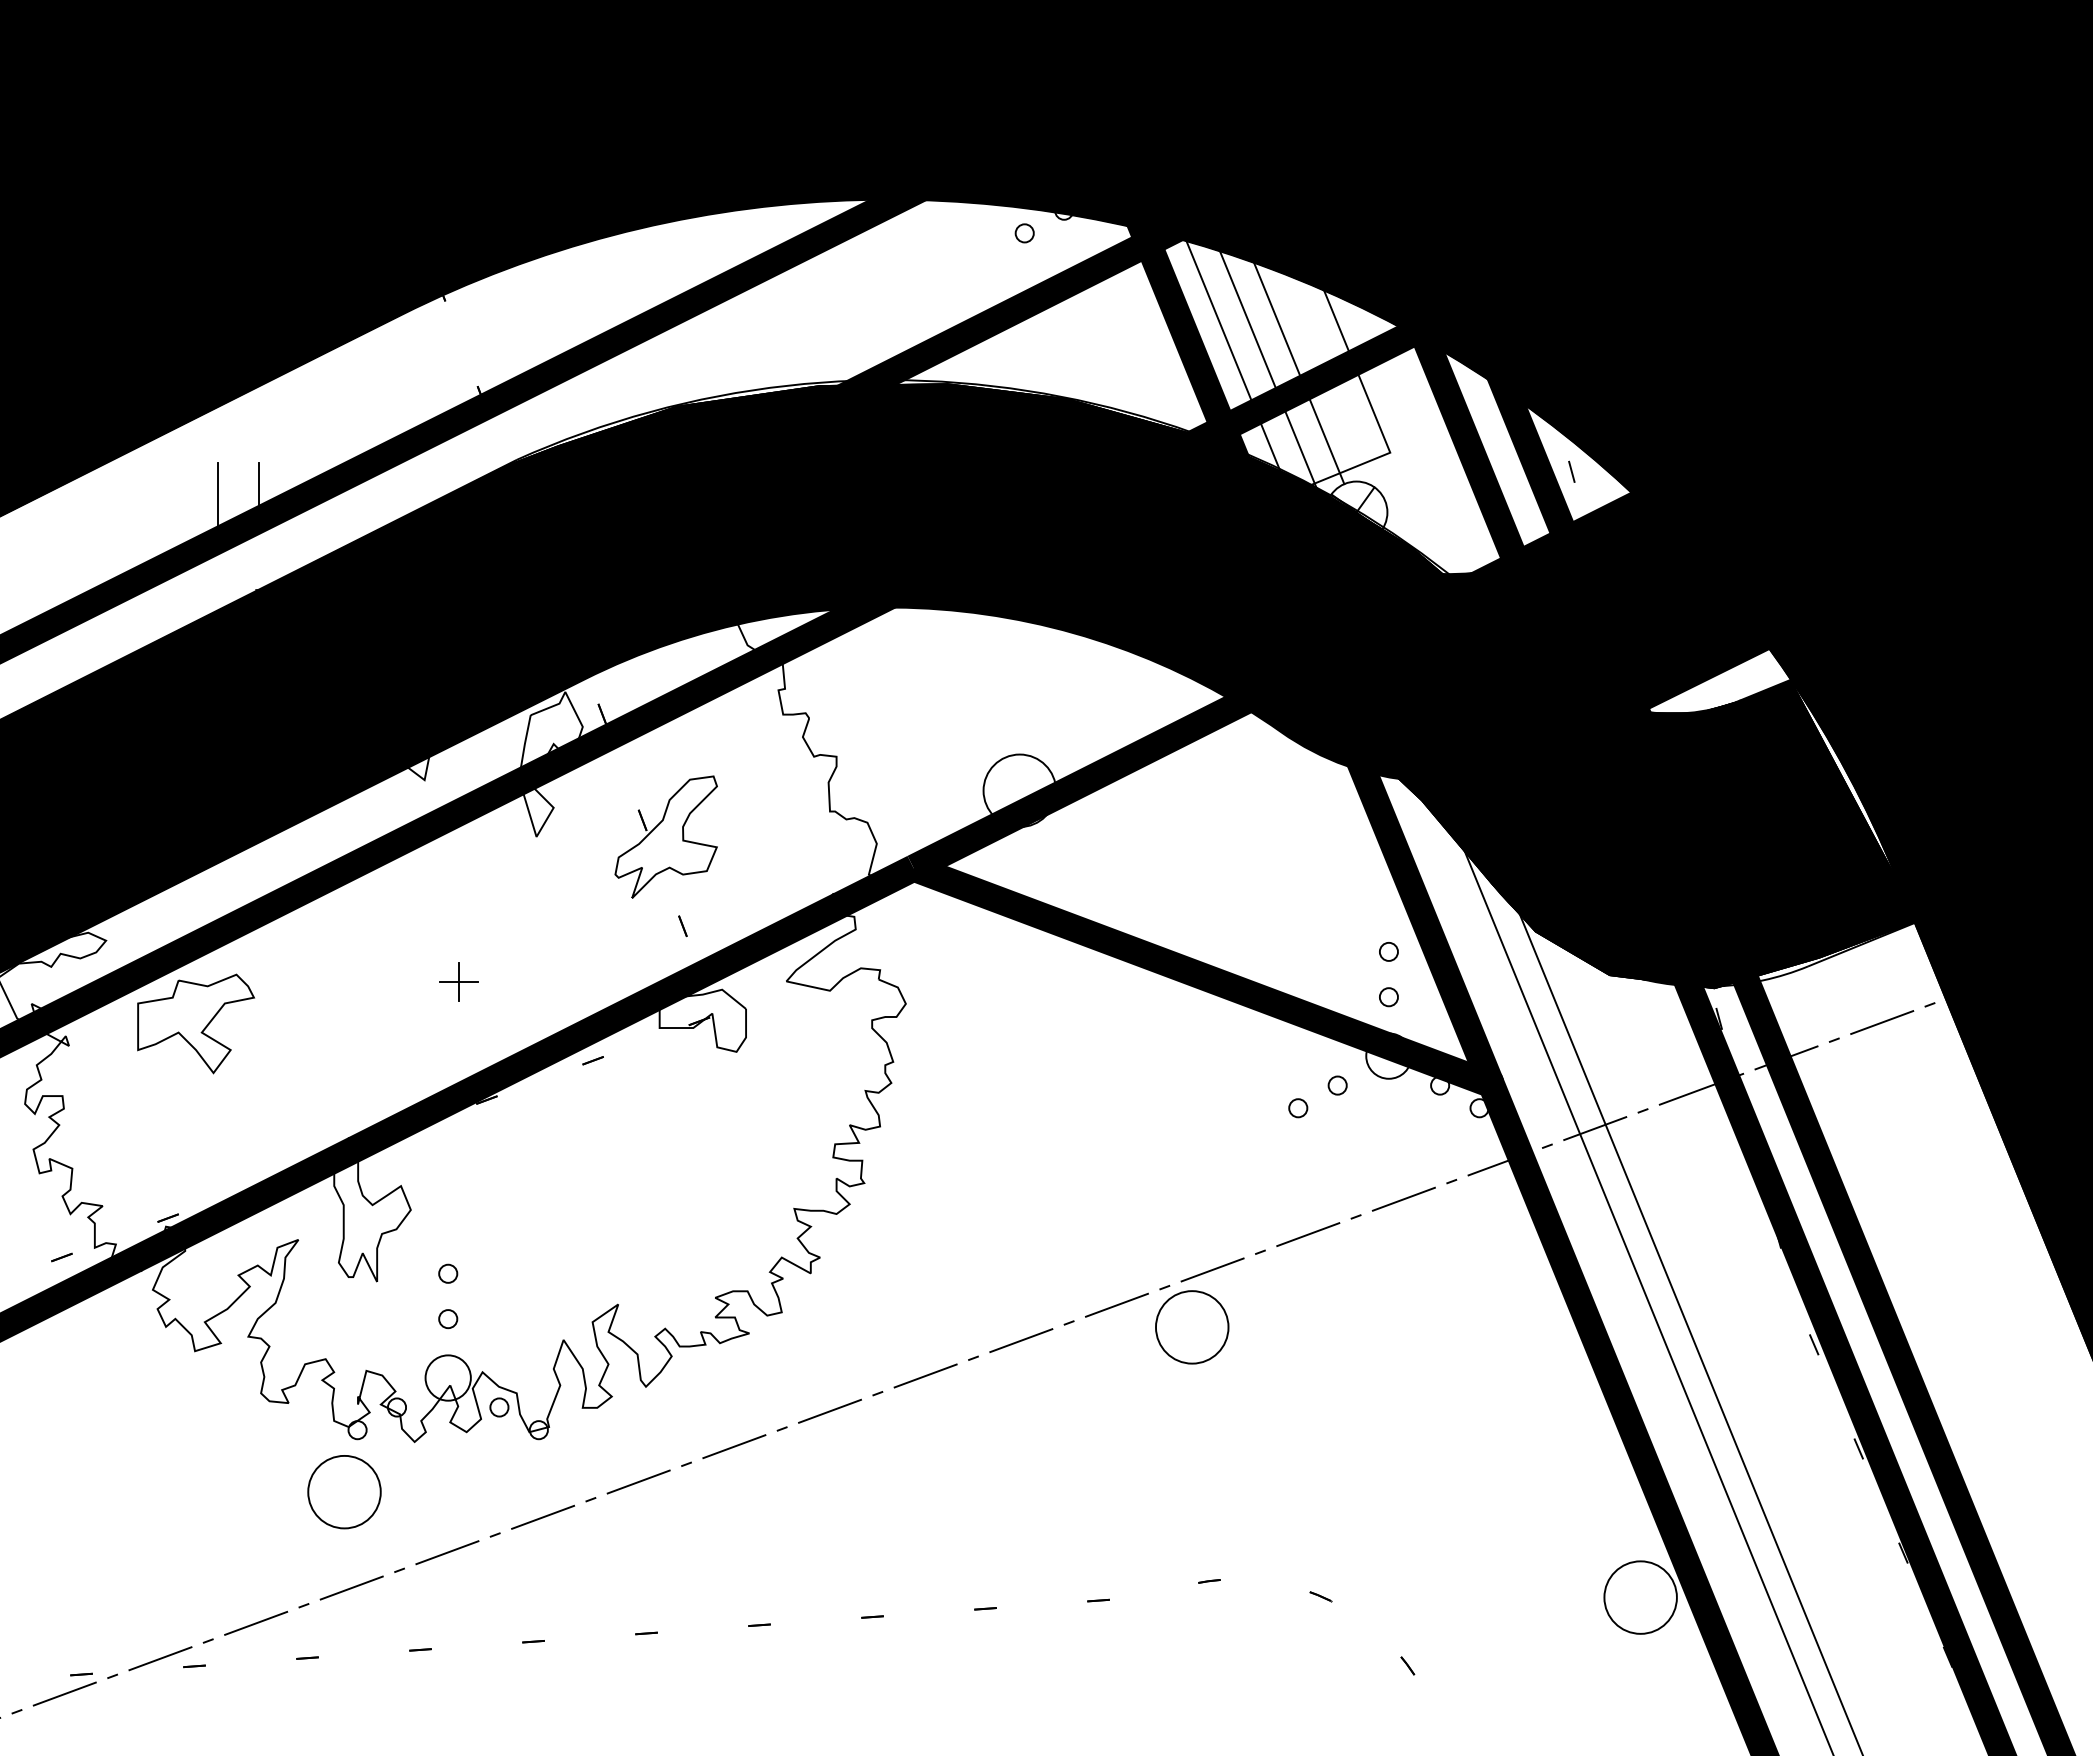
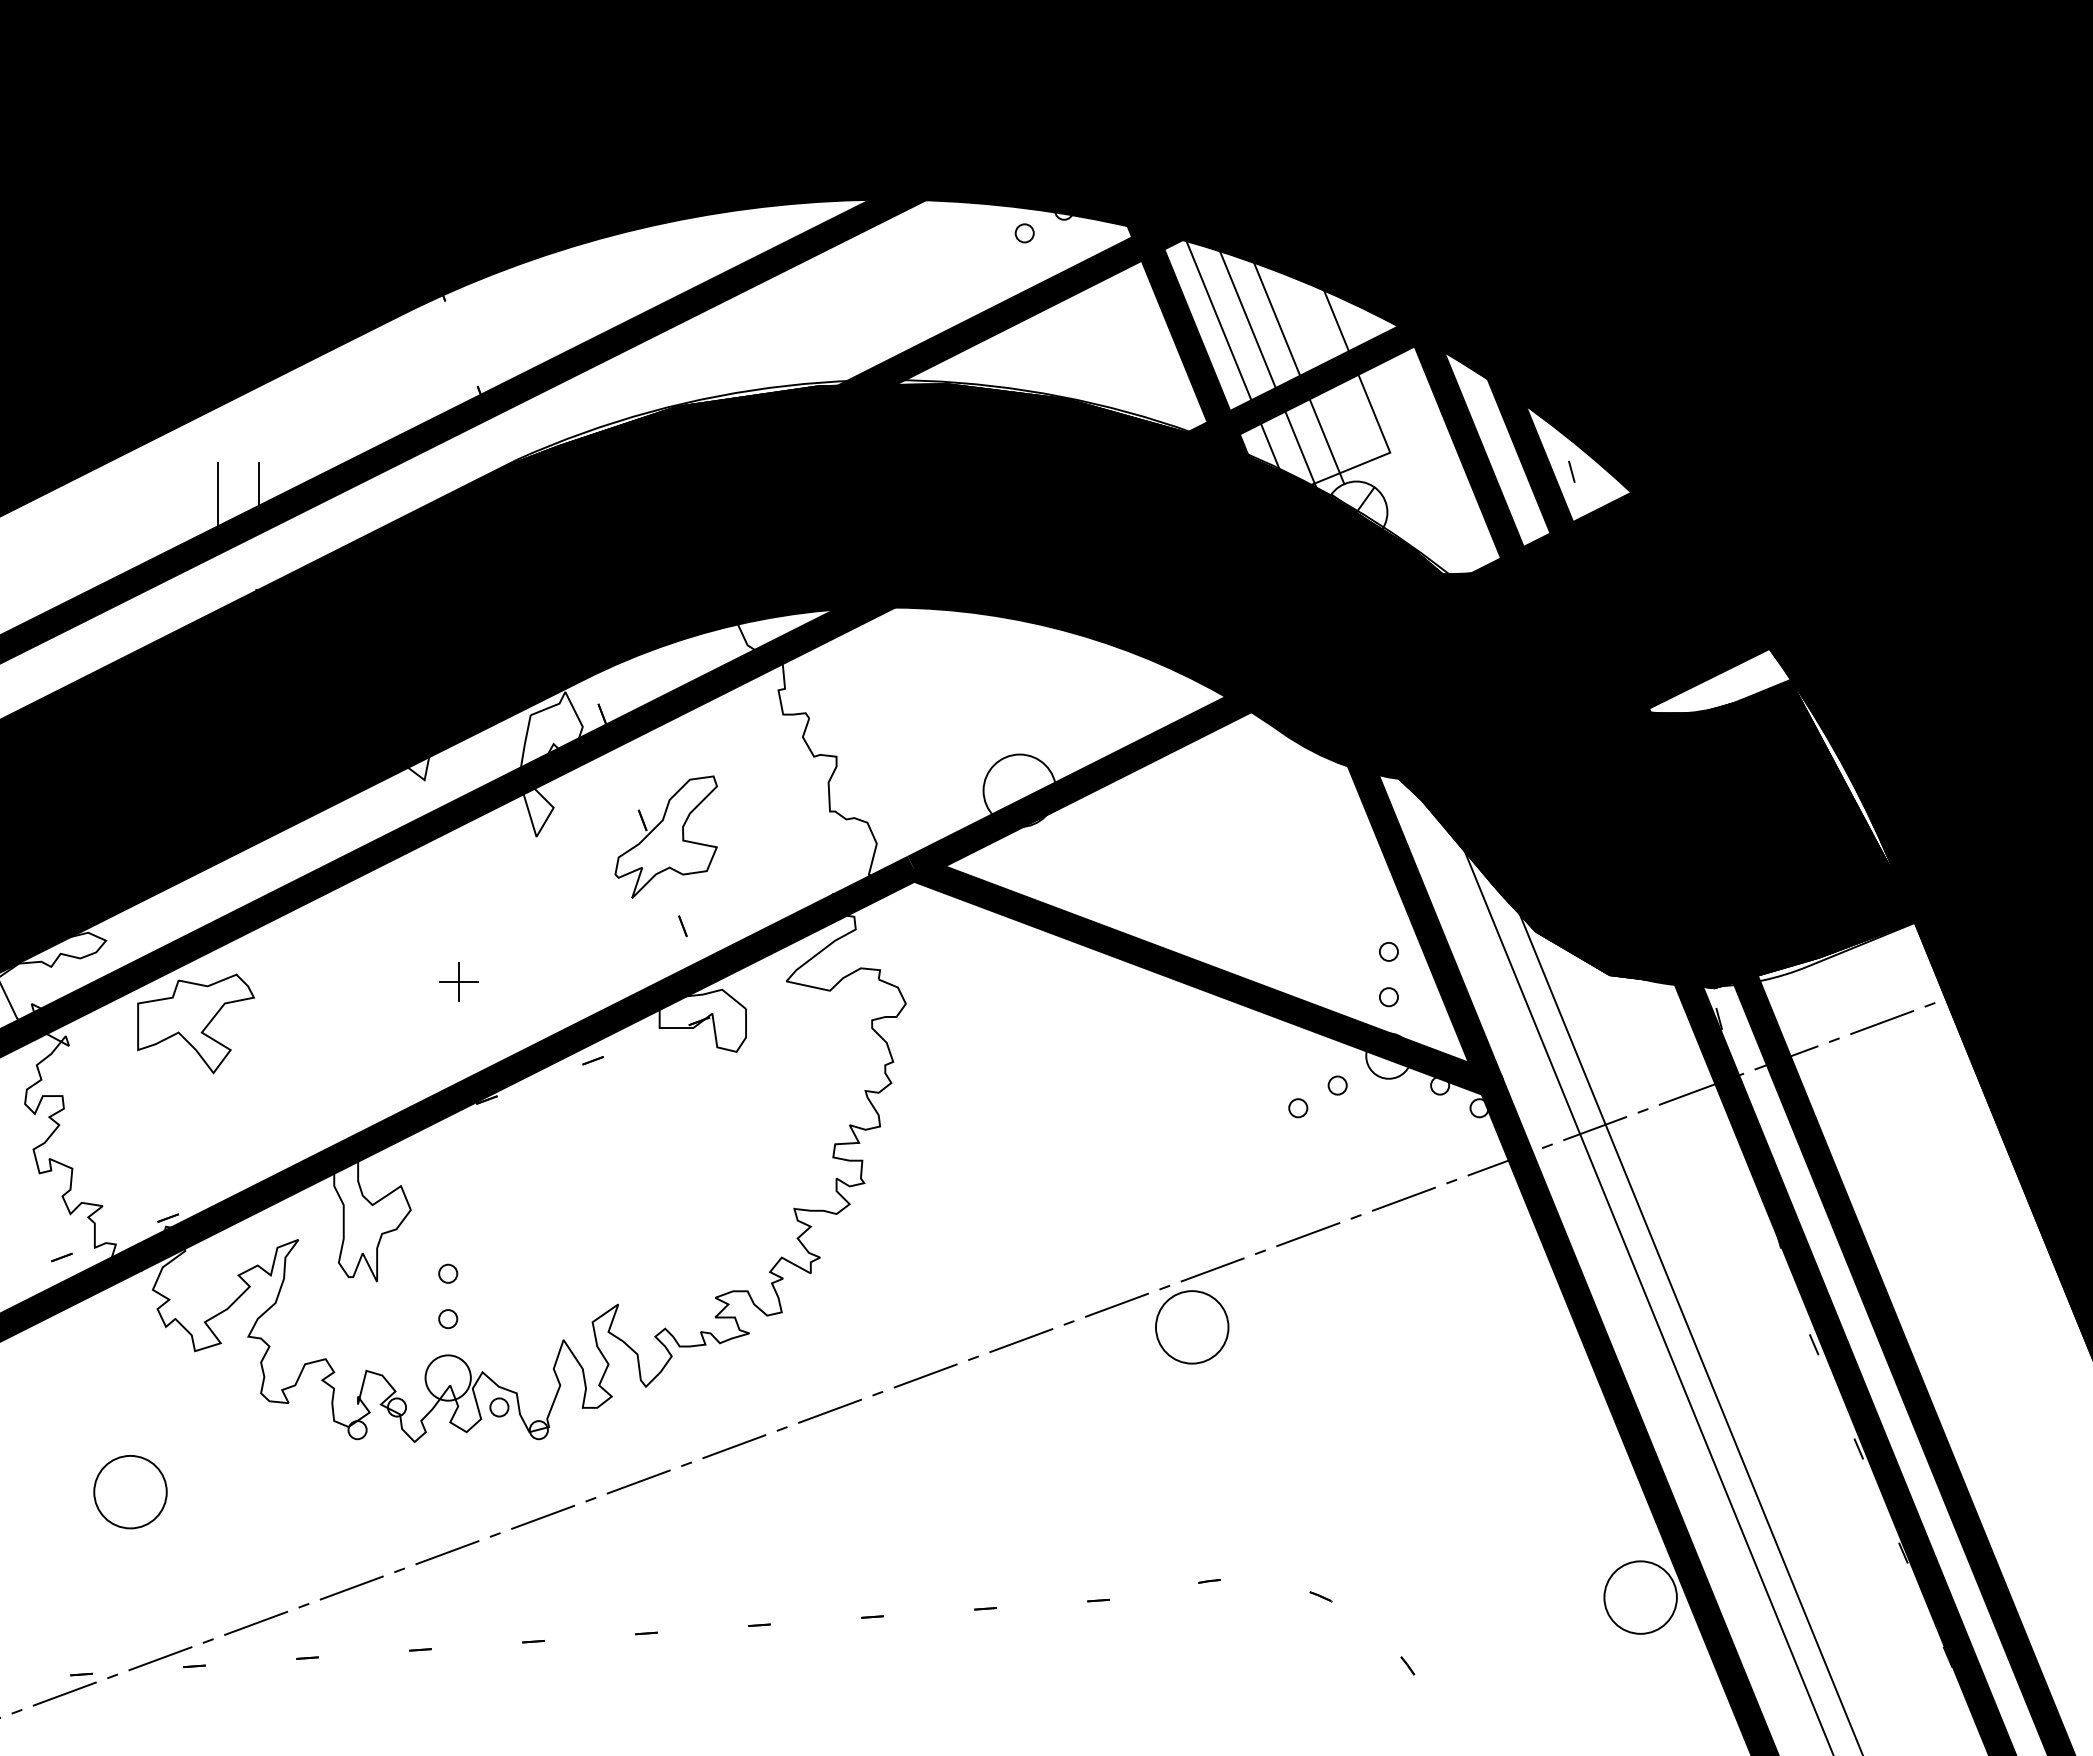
part position: (344, 1492) -> (130, 1492) (130, 1492)
